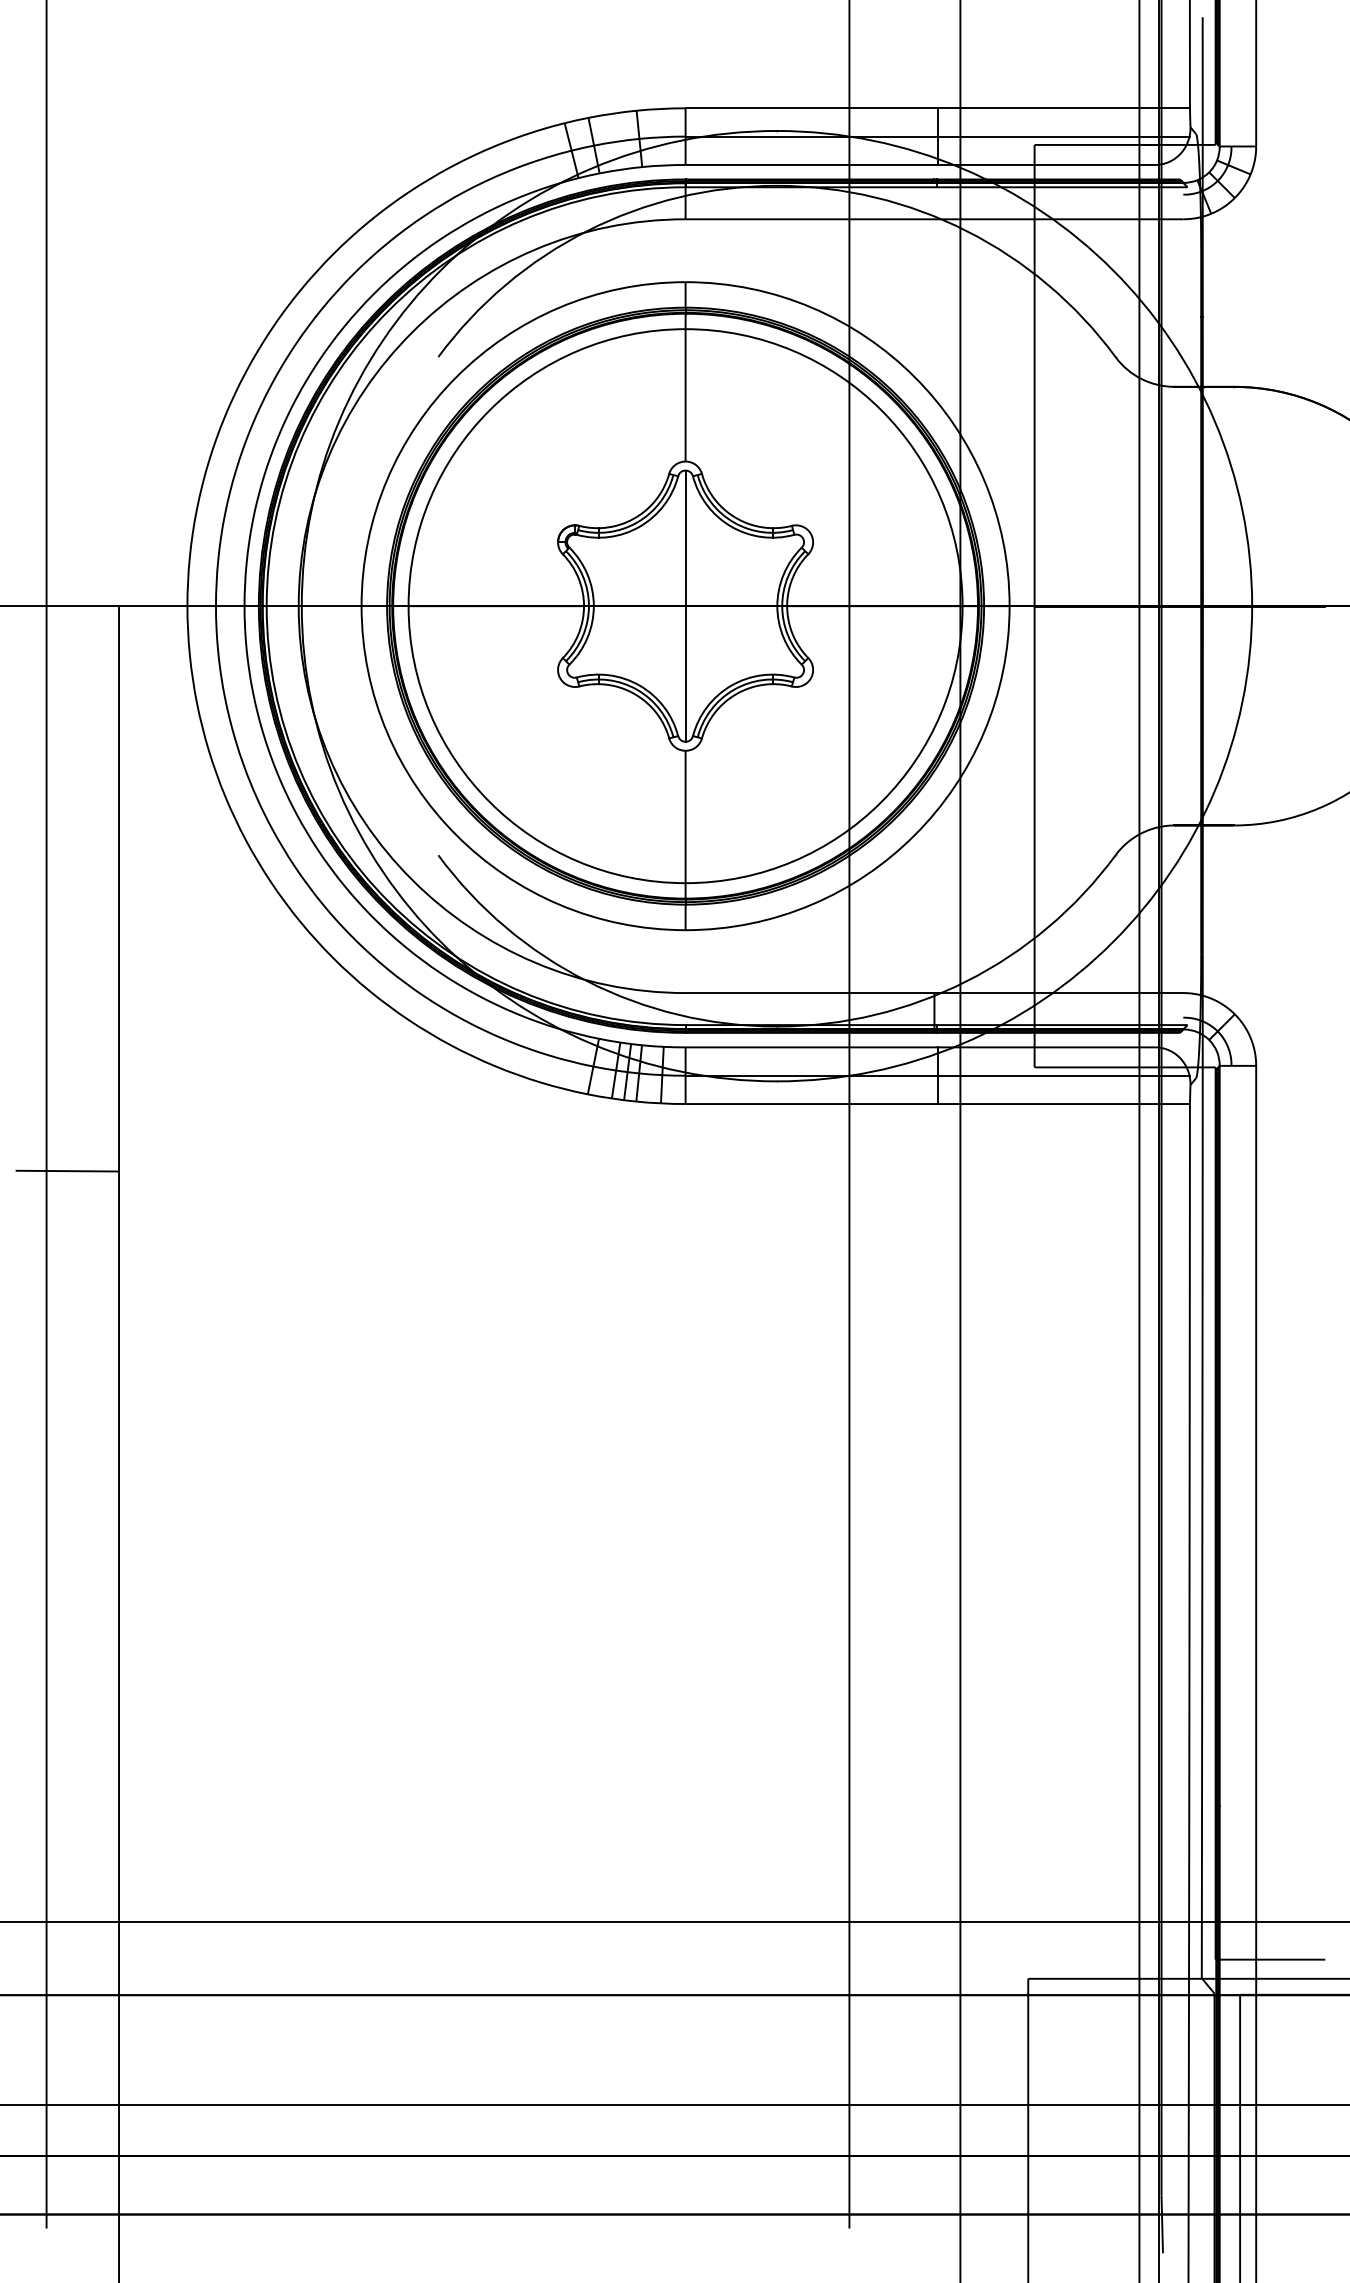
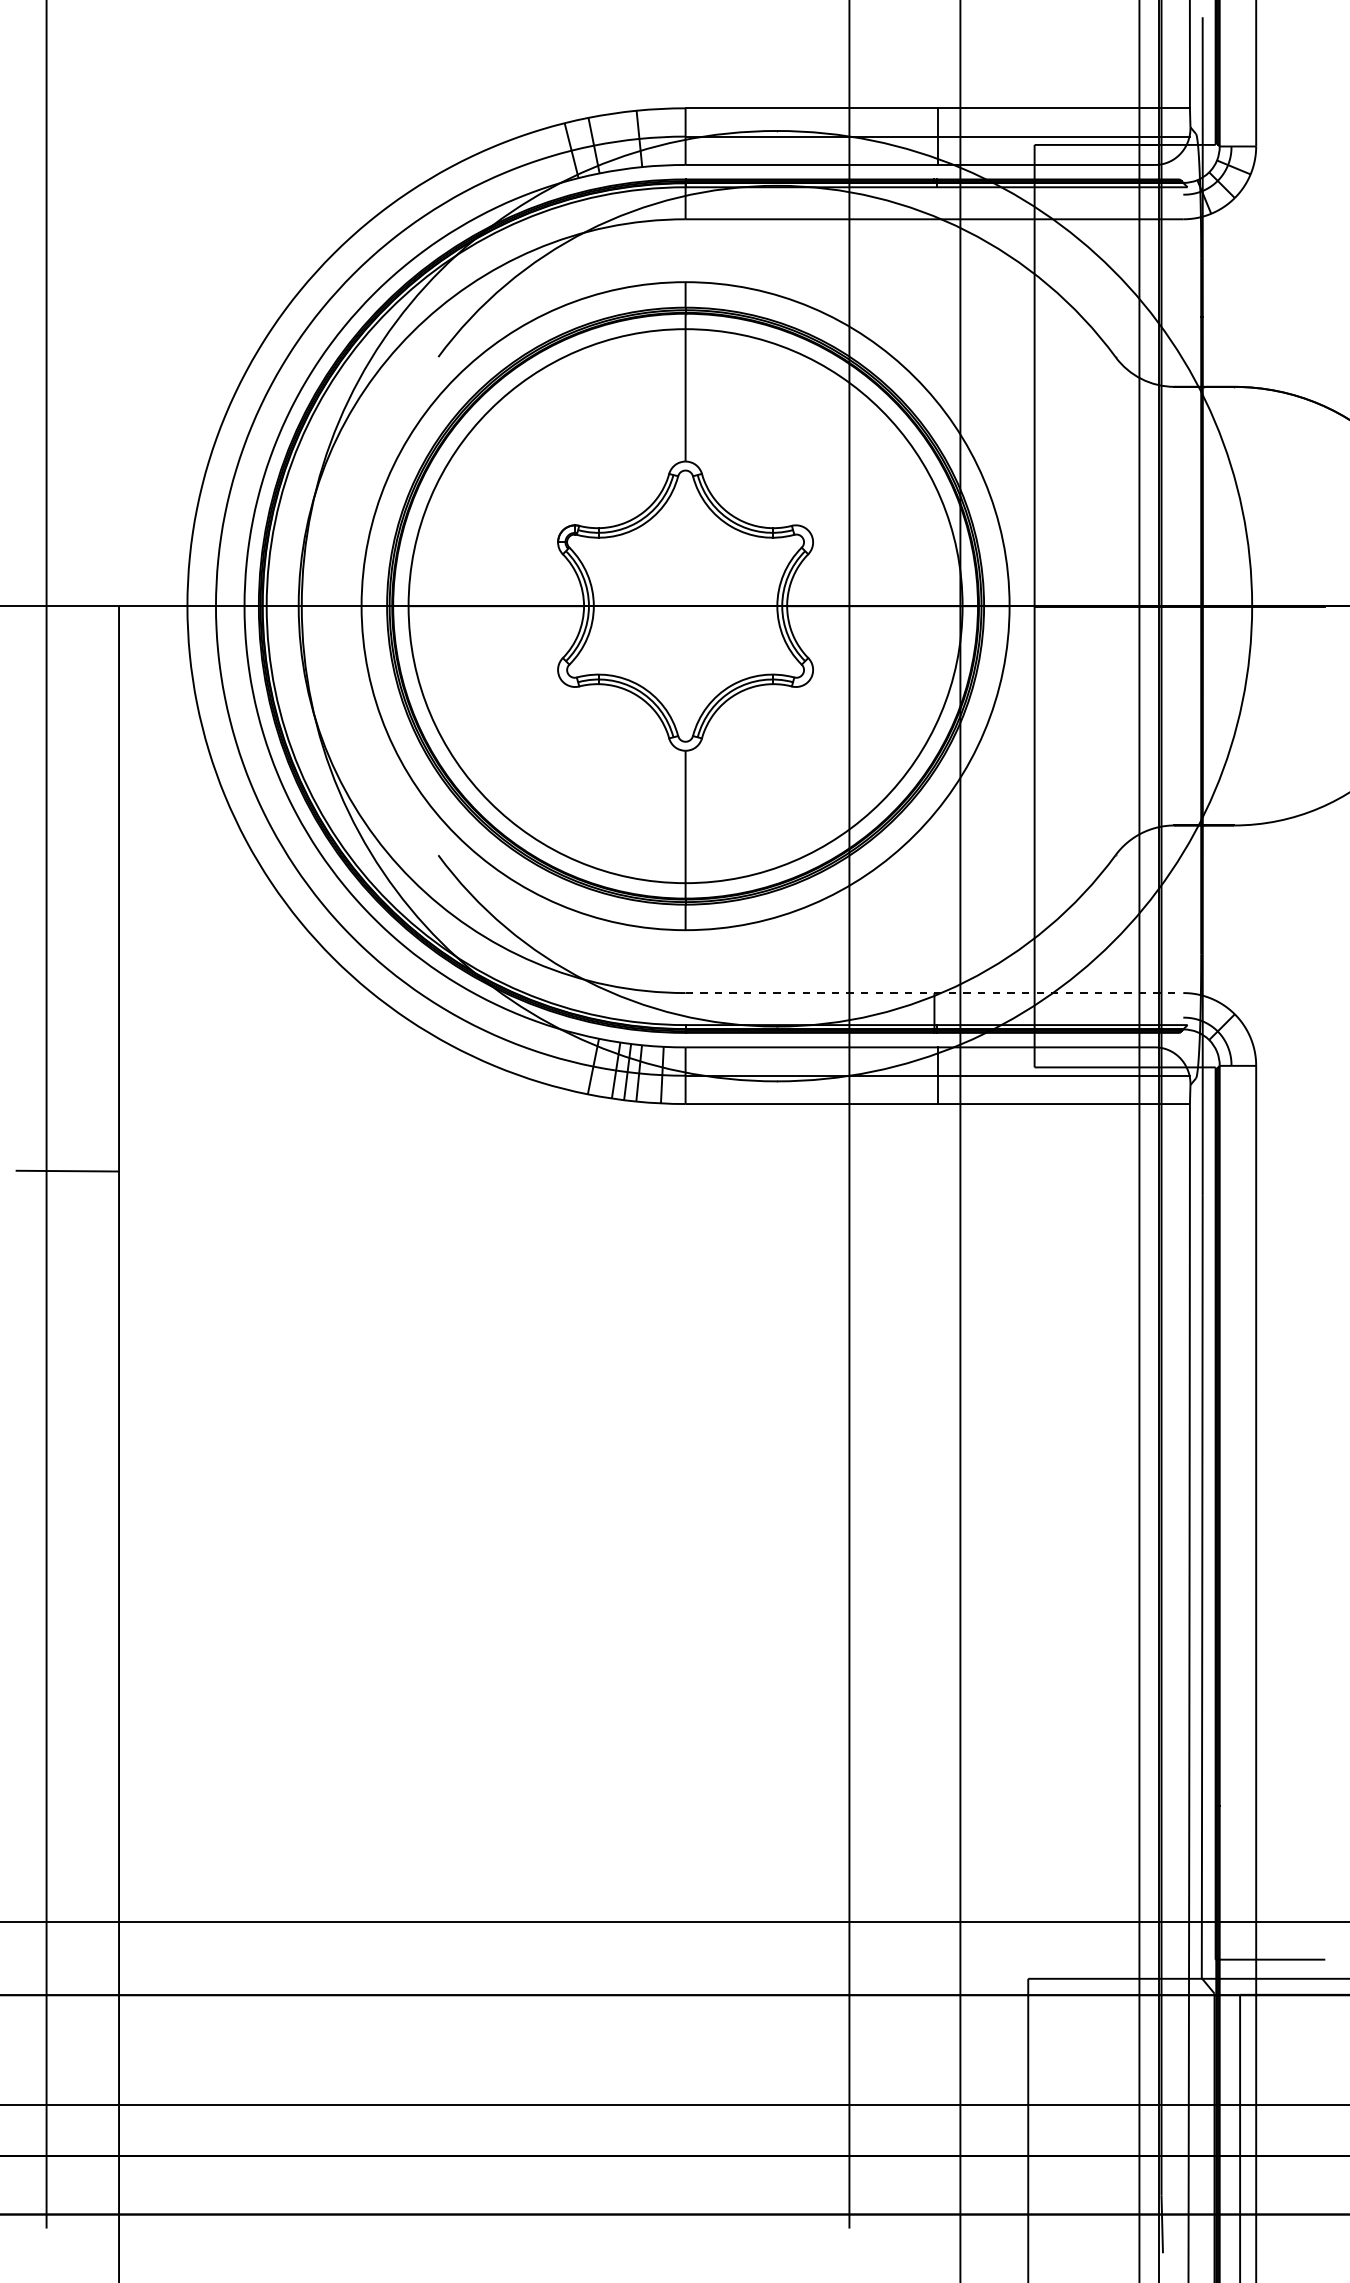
line: present -> none (685, 605)
line: solid -> dashed (934, 993)
